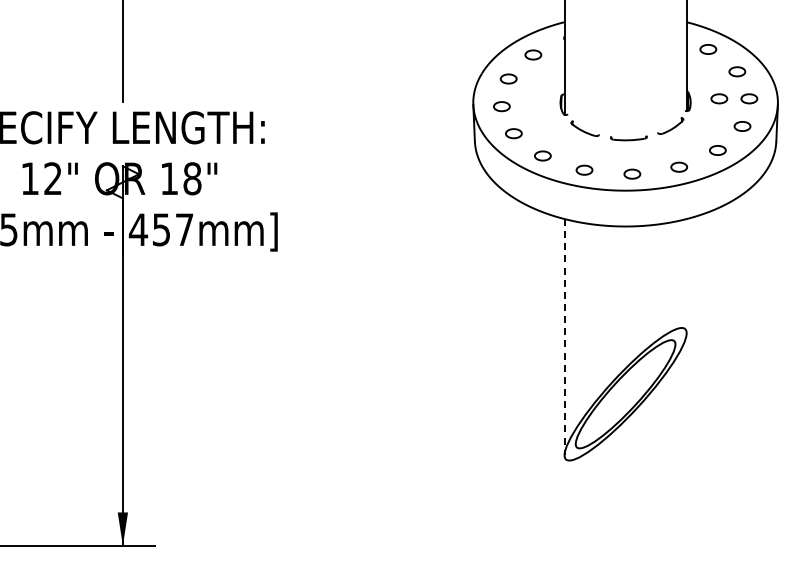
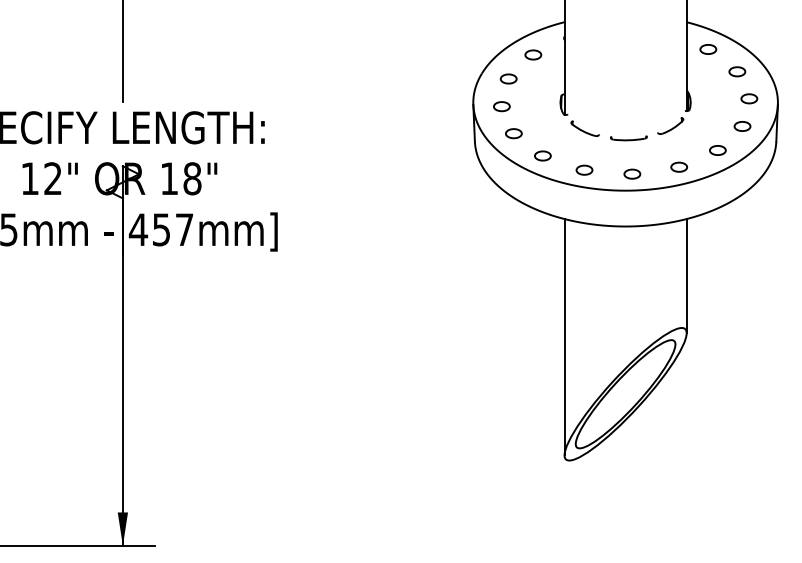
part: present -> none (719, 98)
line: none -> present (686, 276)
line: dashed -> solid (564, 337)
